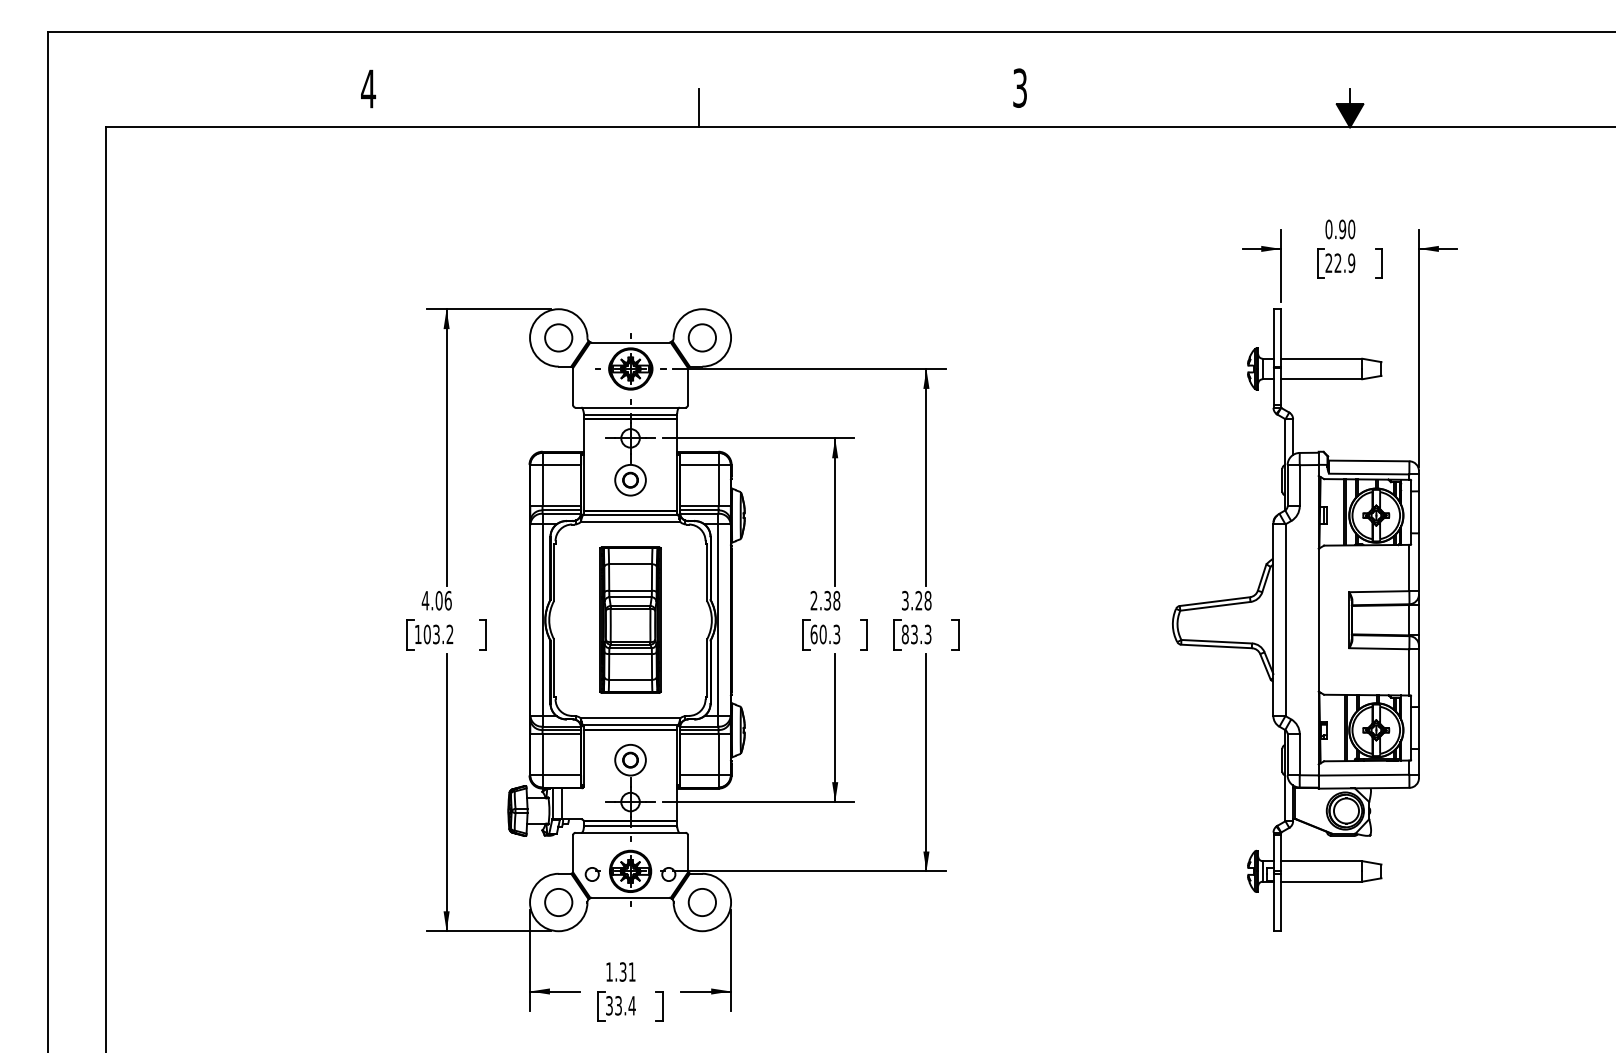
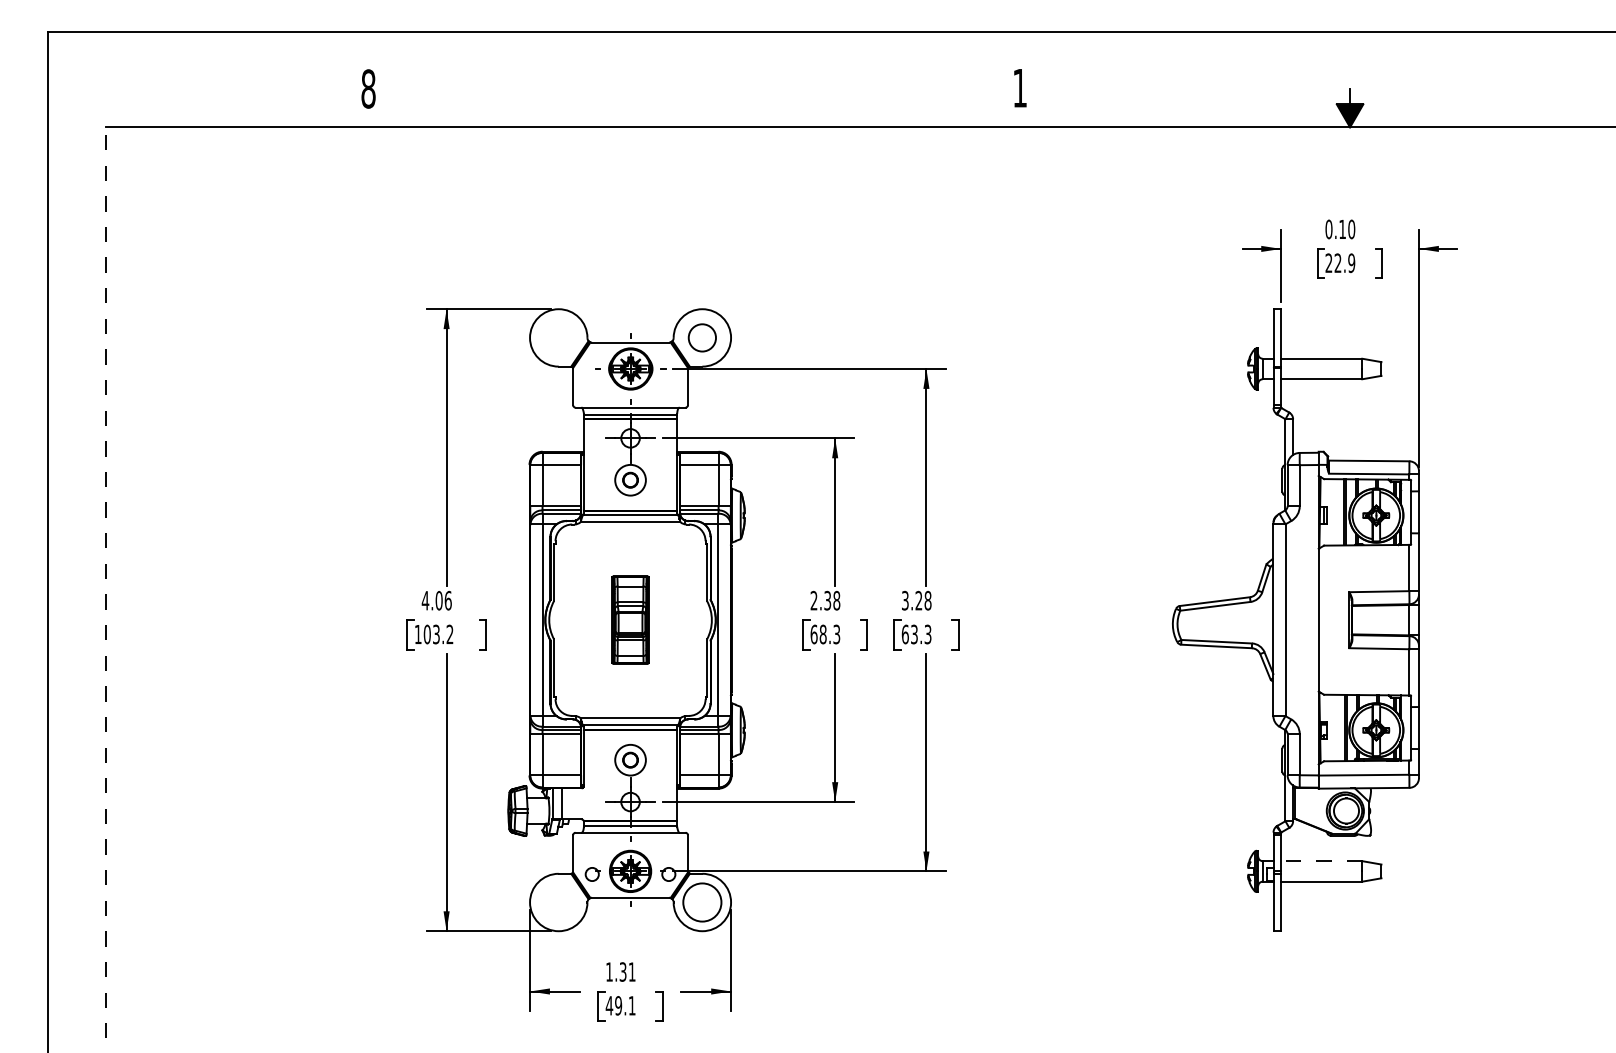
text: 3 -> 1 (1019, 87)
text: 4 -> 8 (368, 88)
line: present -> none (699, 108)
text: 0.90 -> 0.10 (1342, 229)
circle: present -> none (558, 337)
line: solid -> dashed (105, 590)
part size: 63x148 px -> 39x90 px (630, 619)
text: 60.3 -> 68.3 (822, 634)
text: 83.3 -> 63.3 (904, 634)
line: solid -> dashed (1321, 861)
circle: present -> none (558, 902)
circle diameter: 27 px -> 38 px (702, 902)
text: 33.4 -> 49.1 (620, 1005)
